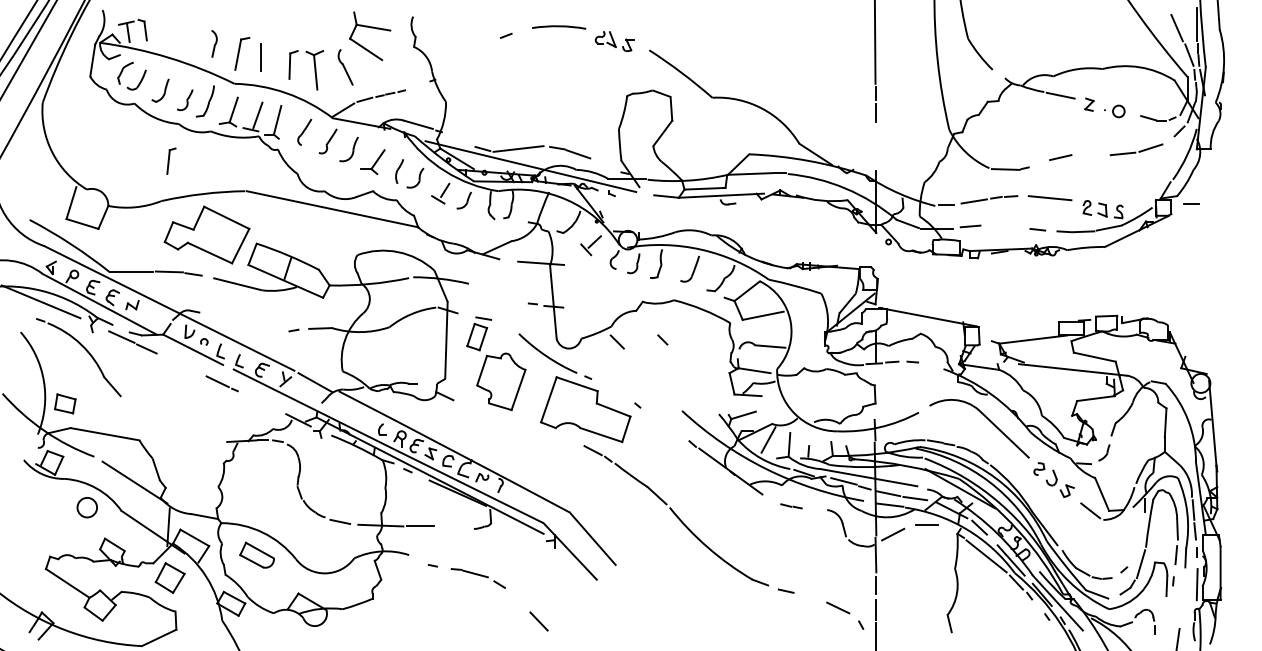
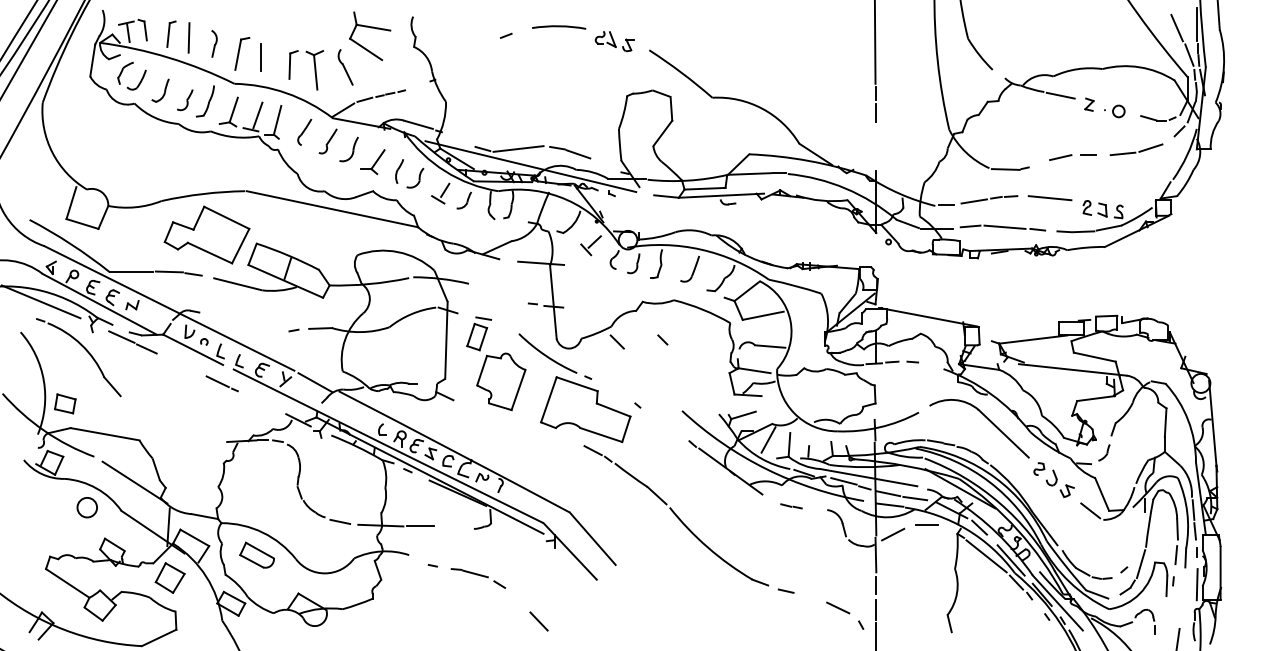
line: none -> present (188, 37)
part position: (171, 160) -> (171, 33) (171, 33)
line position: (1191, 203) -> (1088, 154) (1088, 154)
line: none -> present (1004, 226)
